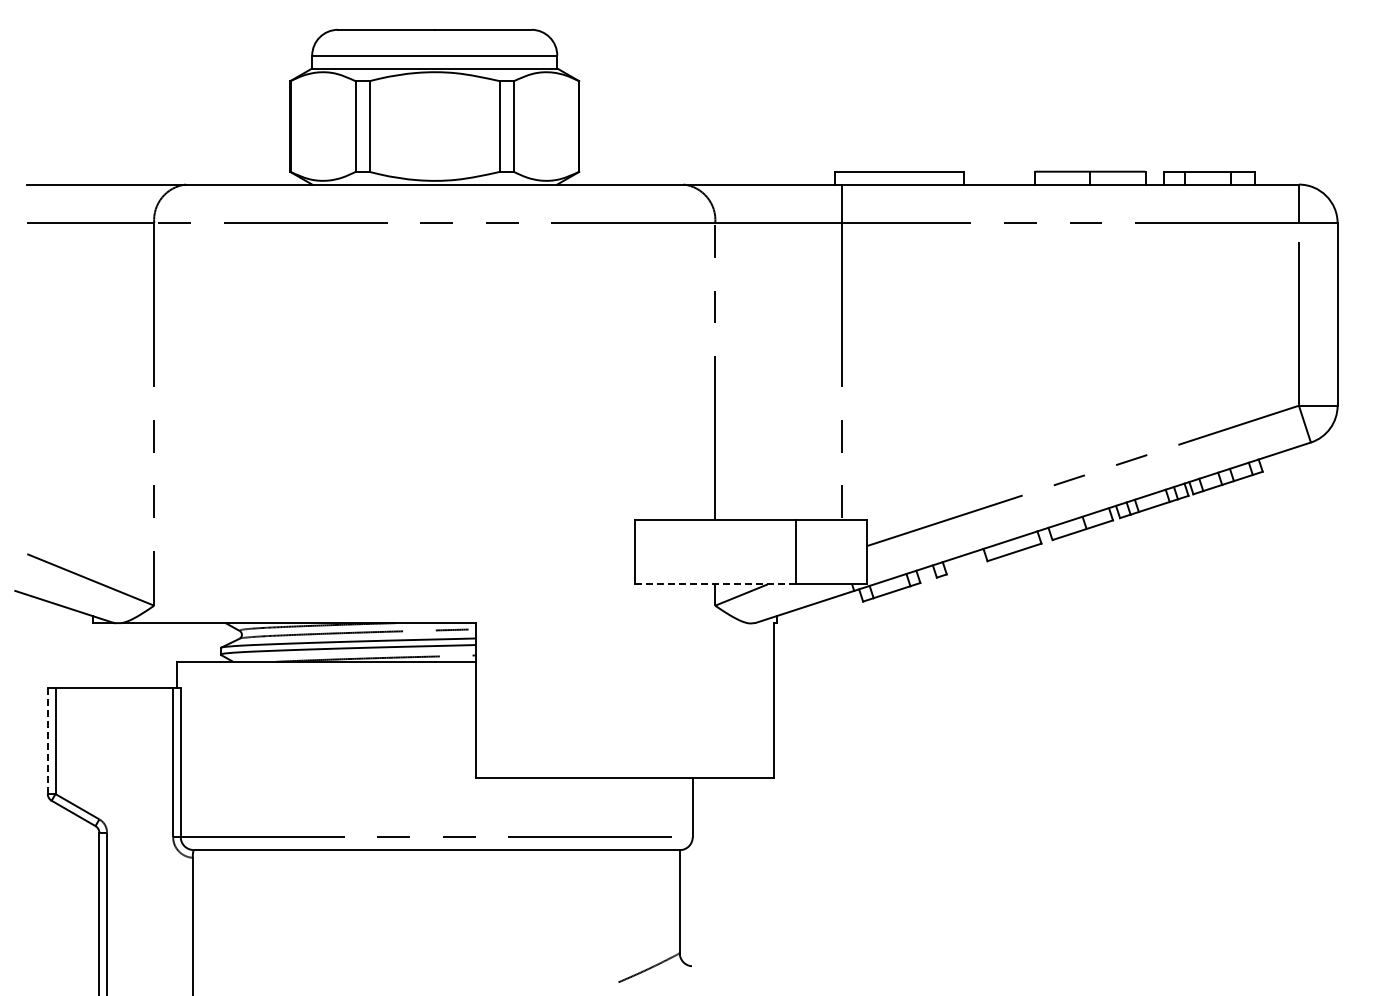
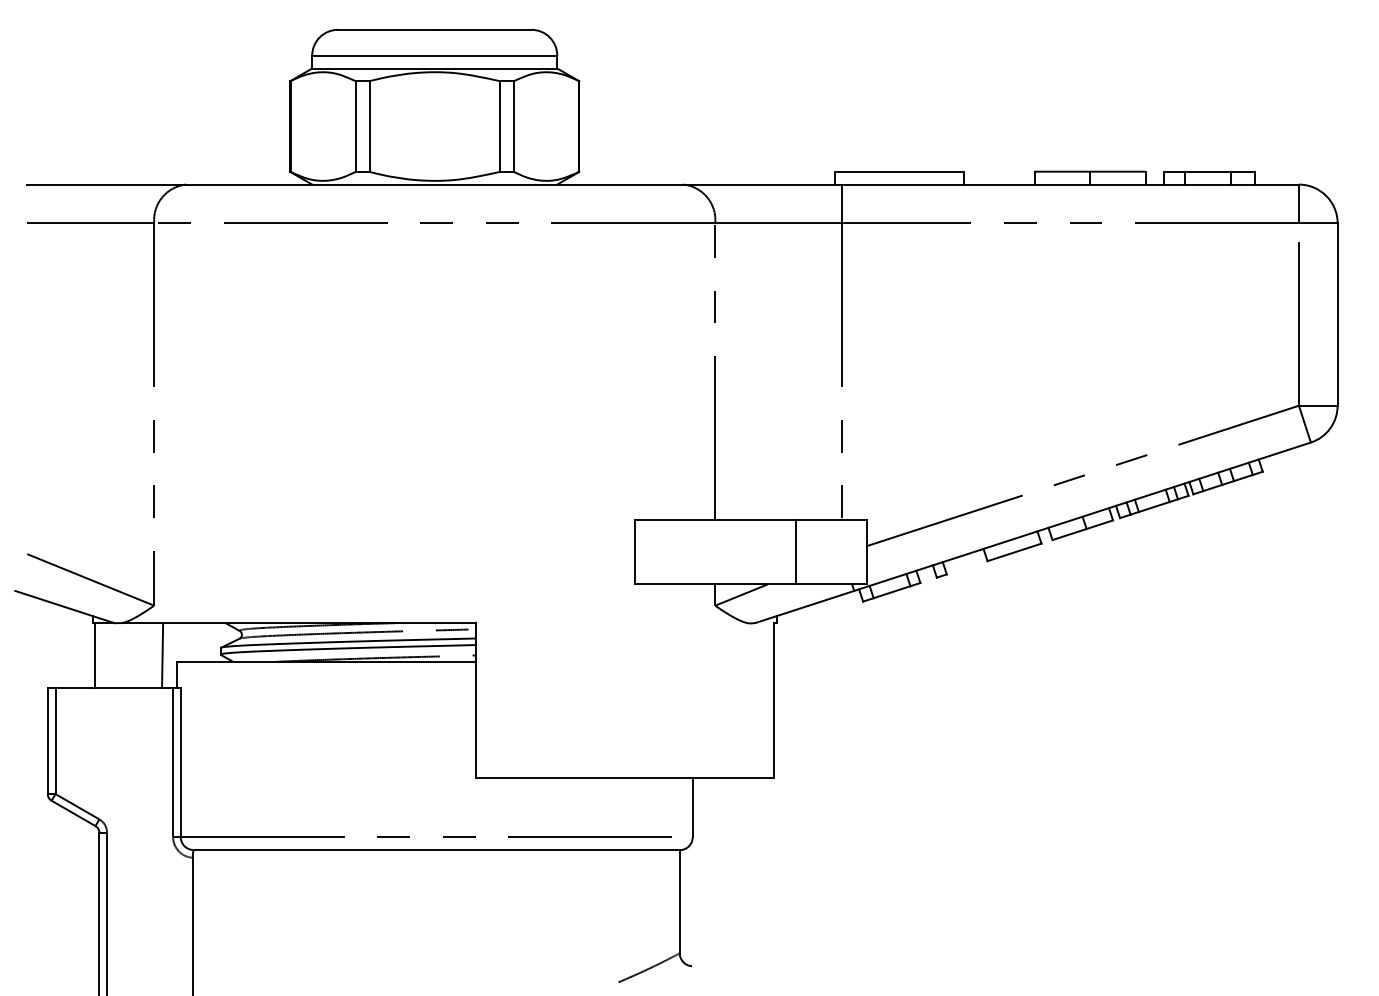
line: dashed -> solid (715, 584)
line: none -> present (95, 655)
line: none -> present (162, 655)
line: dashed -> solid (47, 740)
